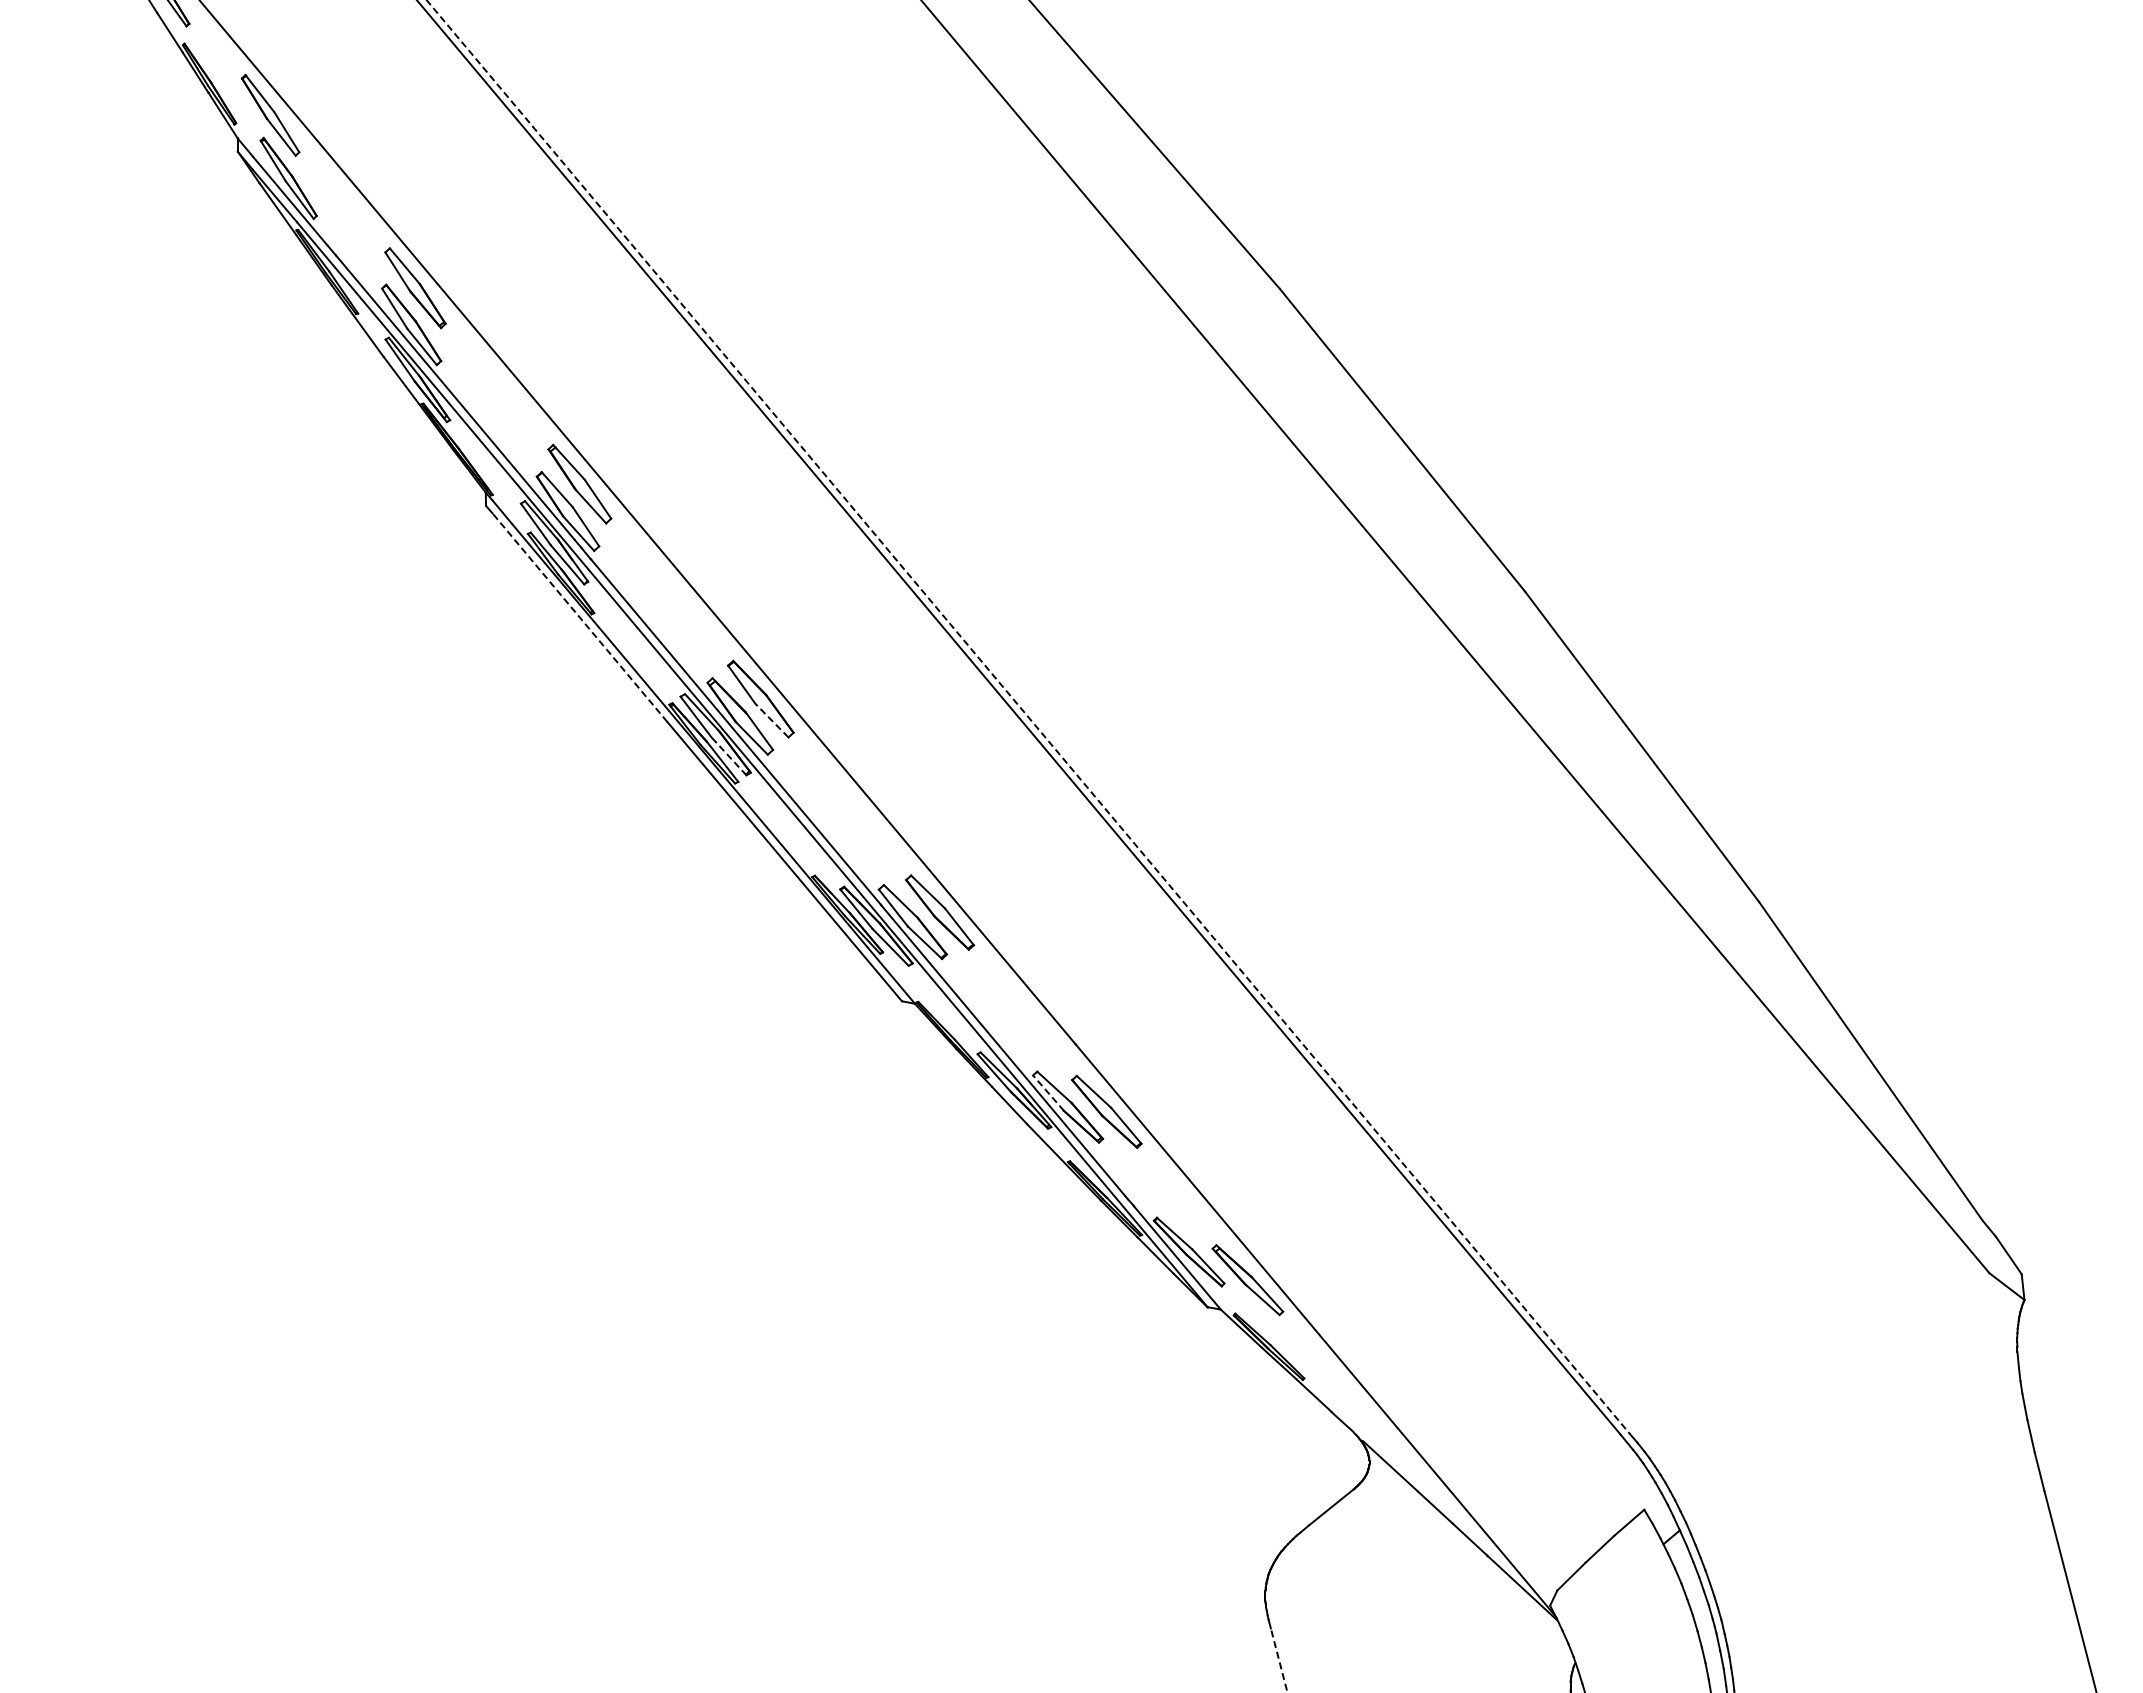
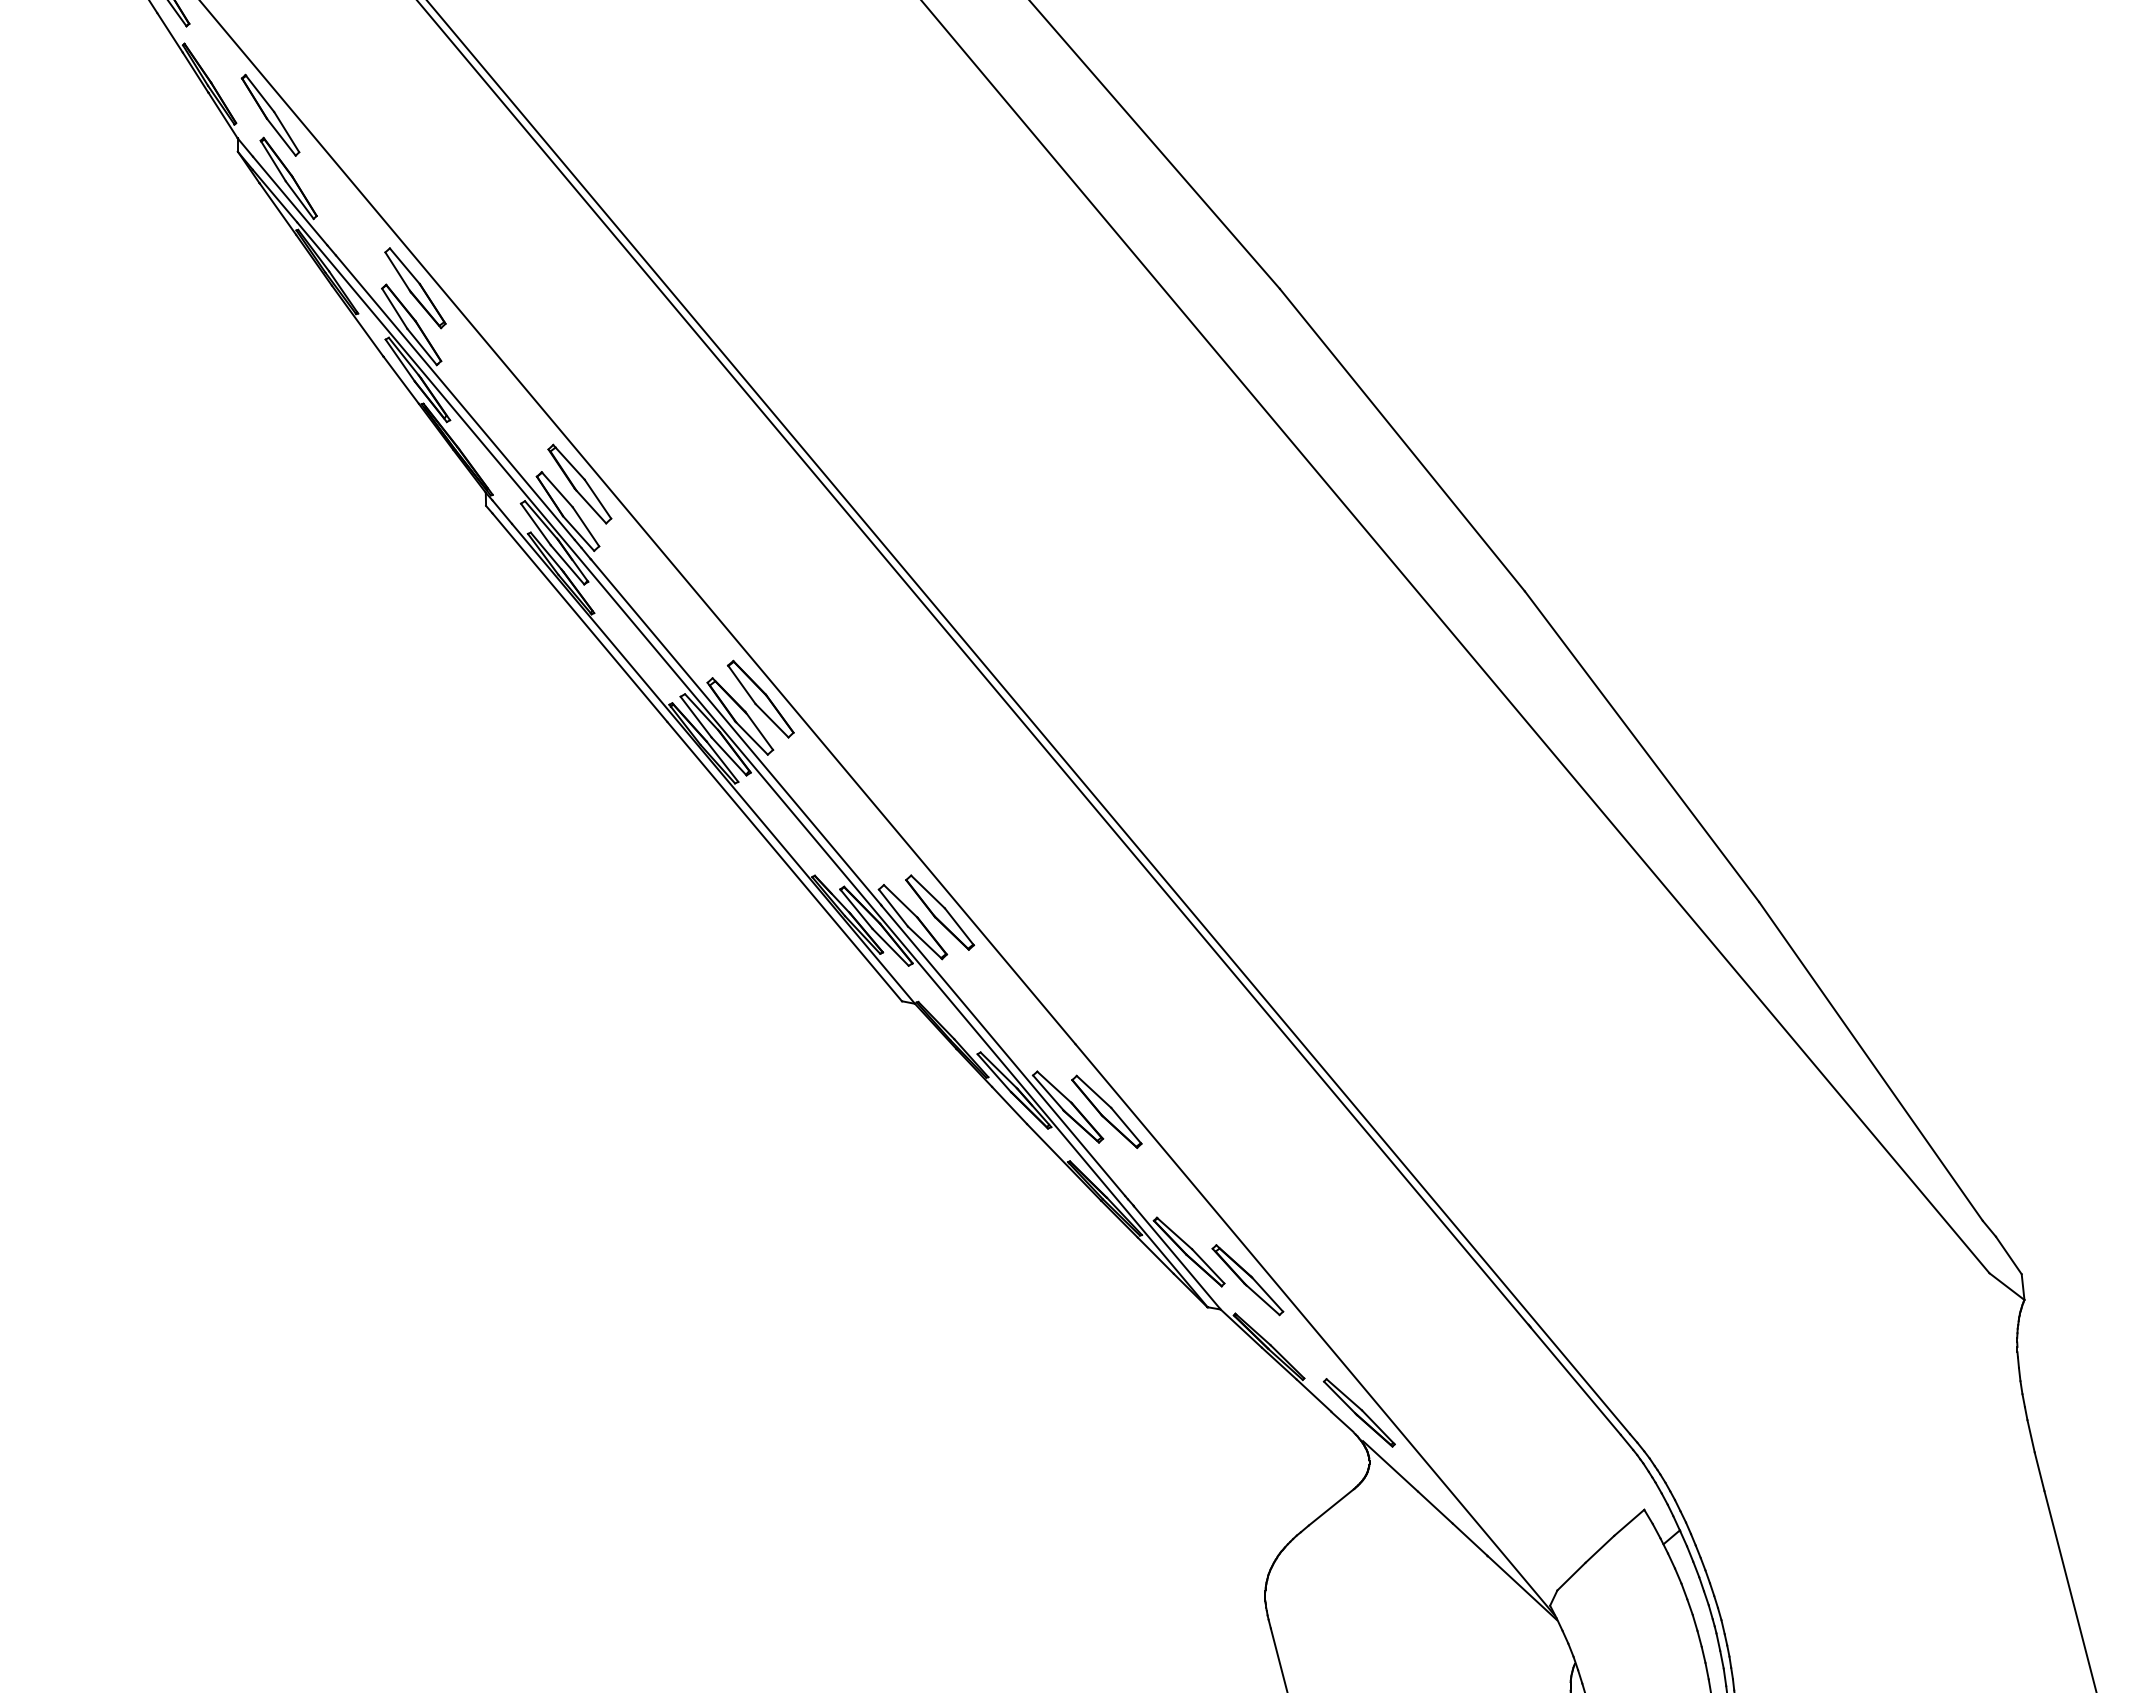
line: dashed -> solid (579, 617)
line: dashed -> solid (1028, 717)
line: dashed -> solid (771, 720)
line: dashed -> solid (729, 756)
line: dashed -> solid (1048, 1093)
part: none -> present (1358, 1412)
line: dashed -> solid (1279, 1660)
